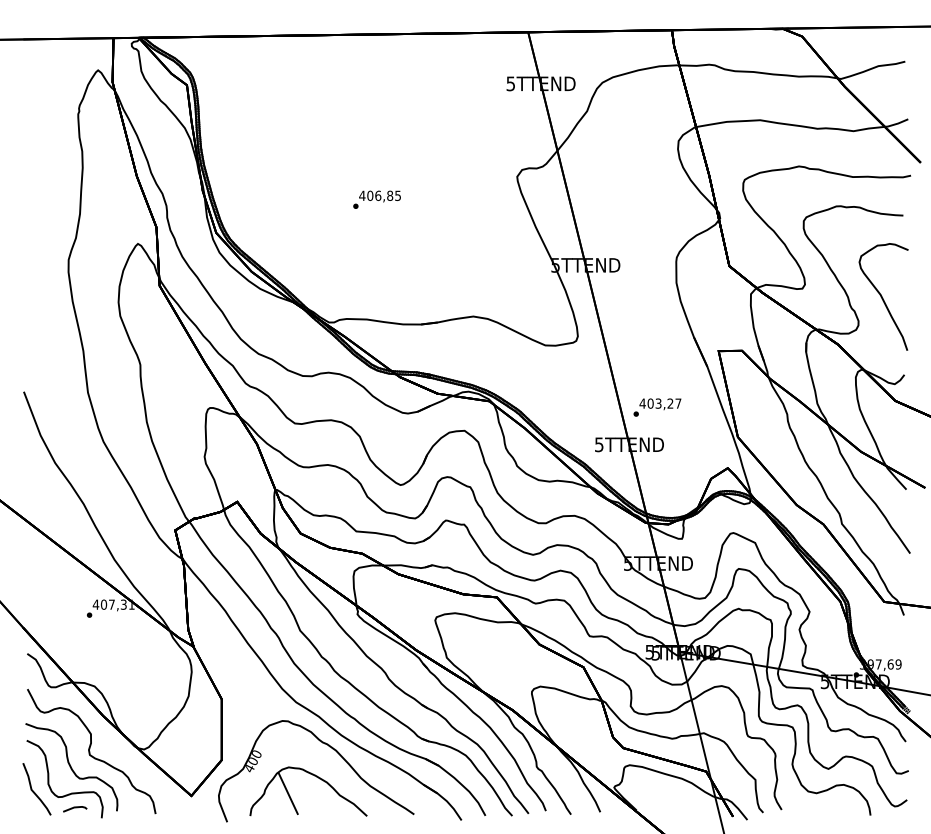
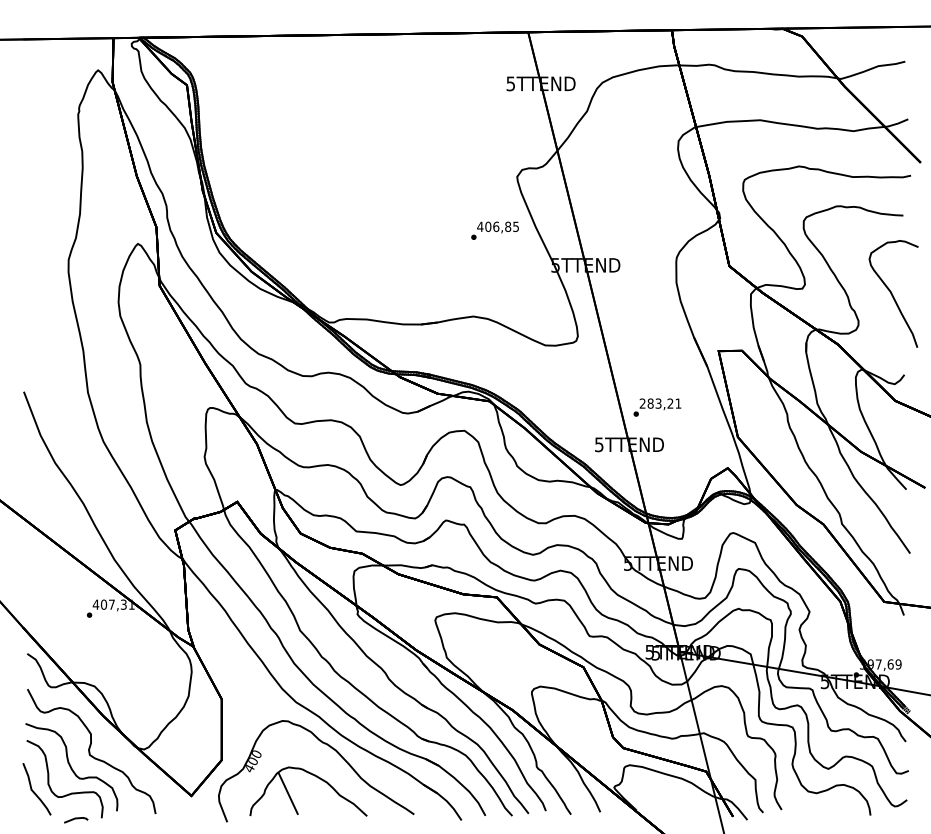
text position: (376, 199) -> (494, 230) (494, 230)
curve position: (882, 296) -> (892, 293) (892, 293)
text: 403,27 -> 283,21 (660, 403)
line position: (75, 808) -> (76, 819) (76, 819)
